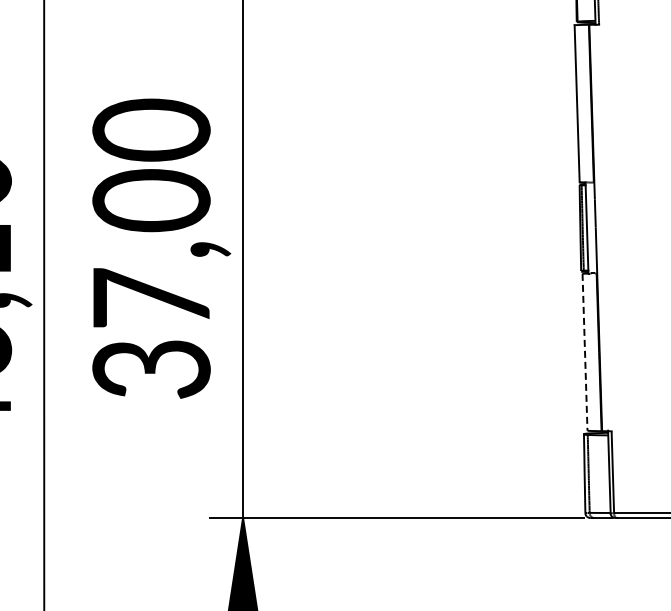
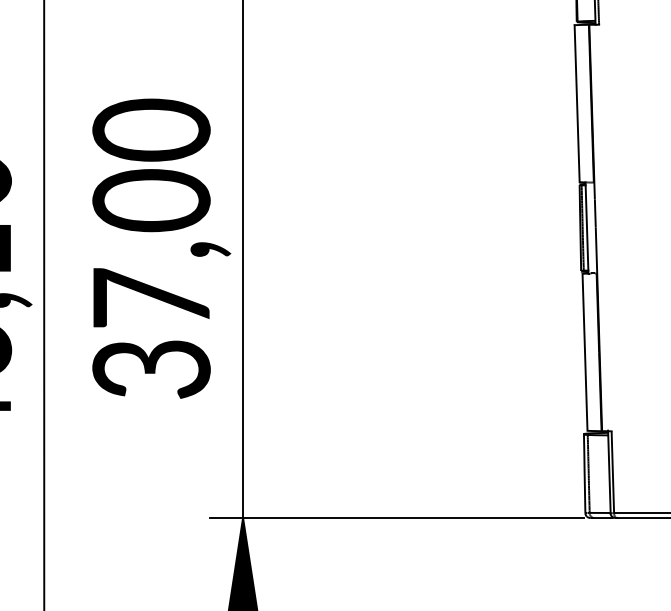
line: dashed -> solid (585, 352)
